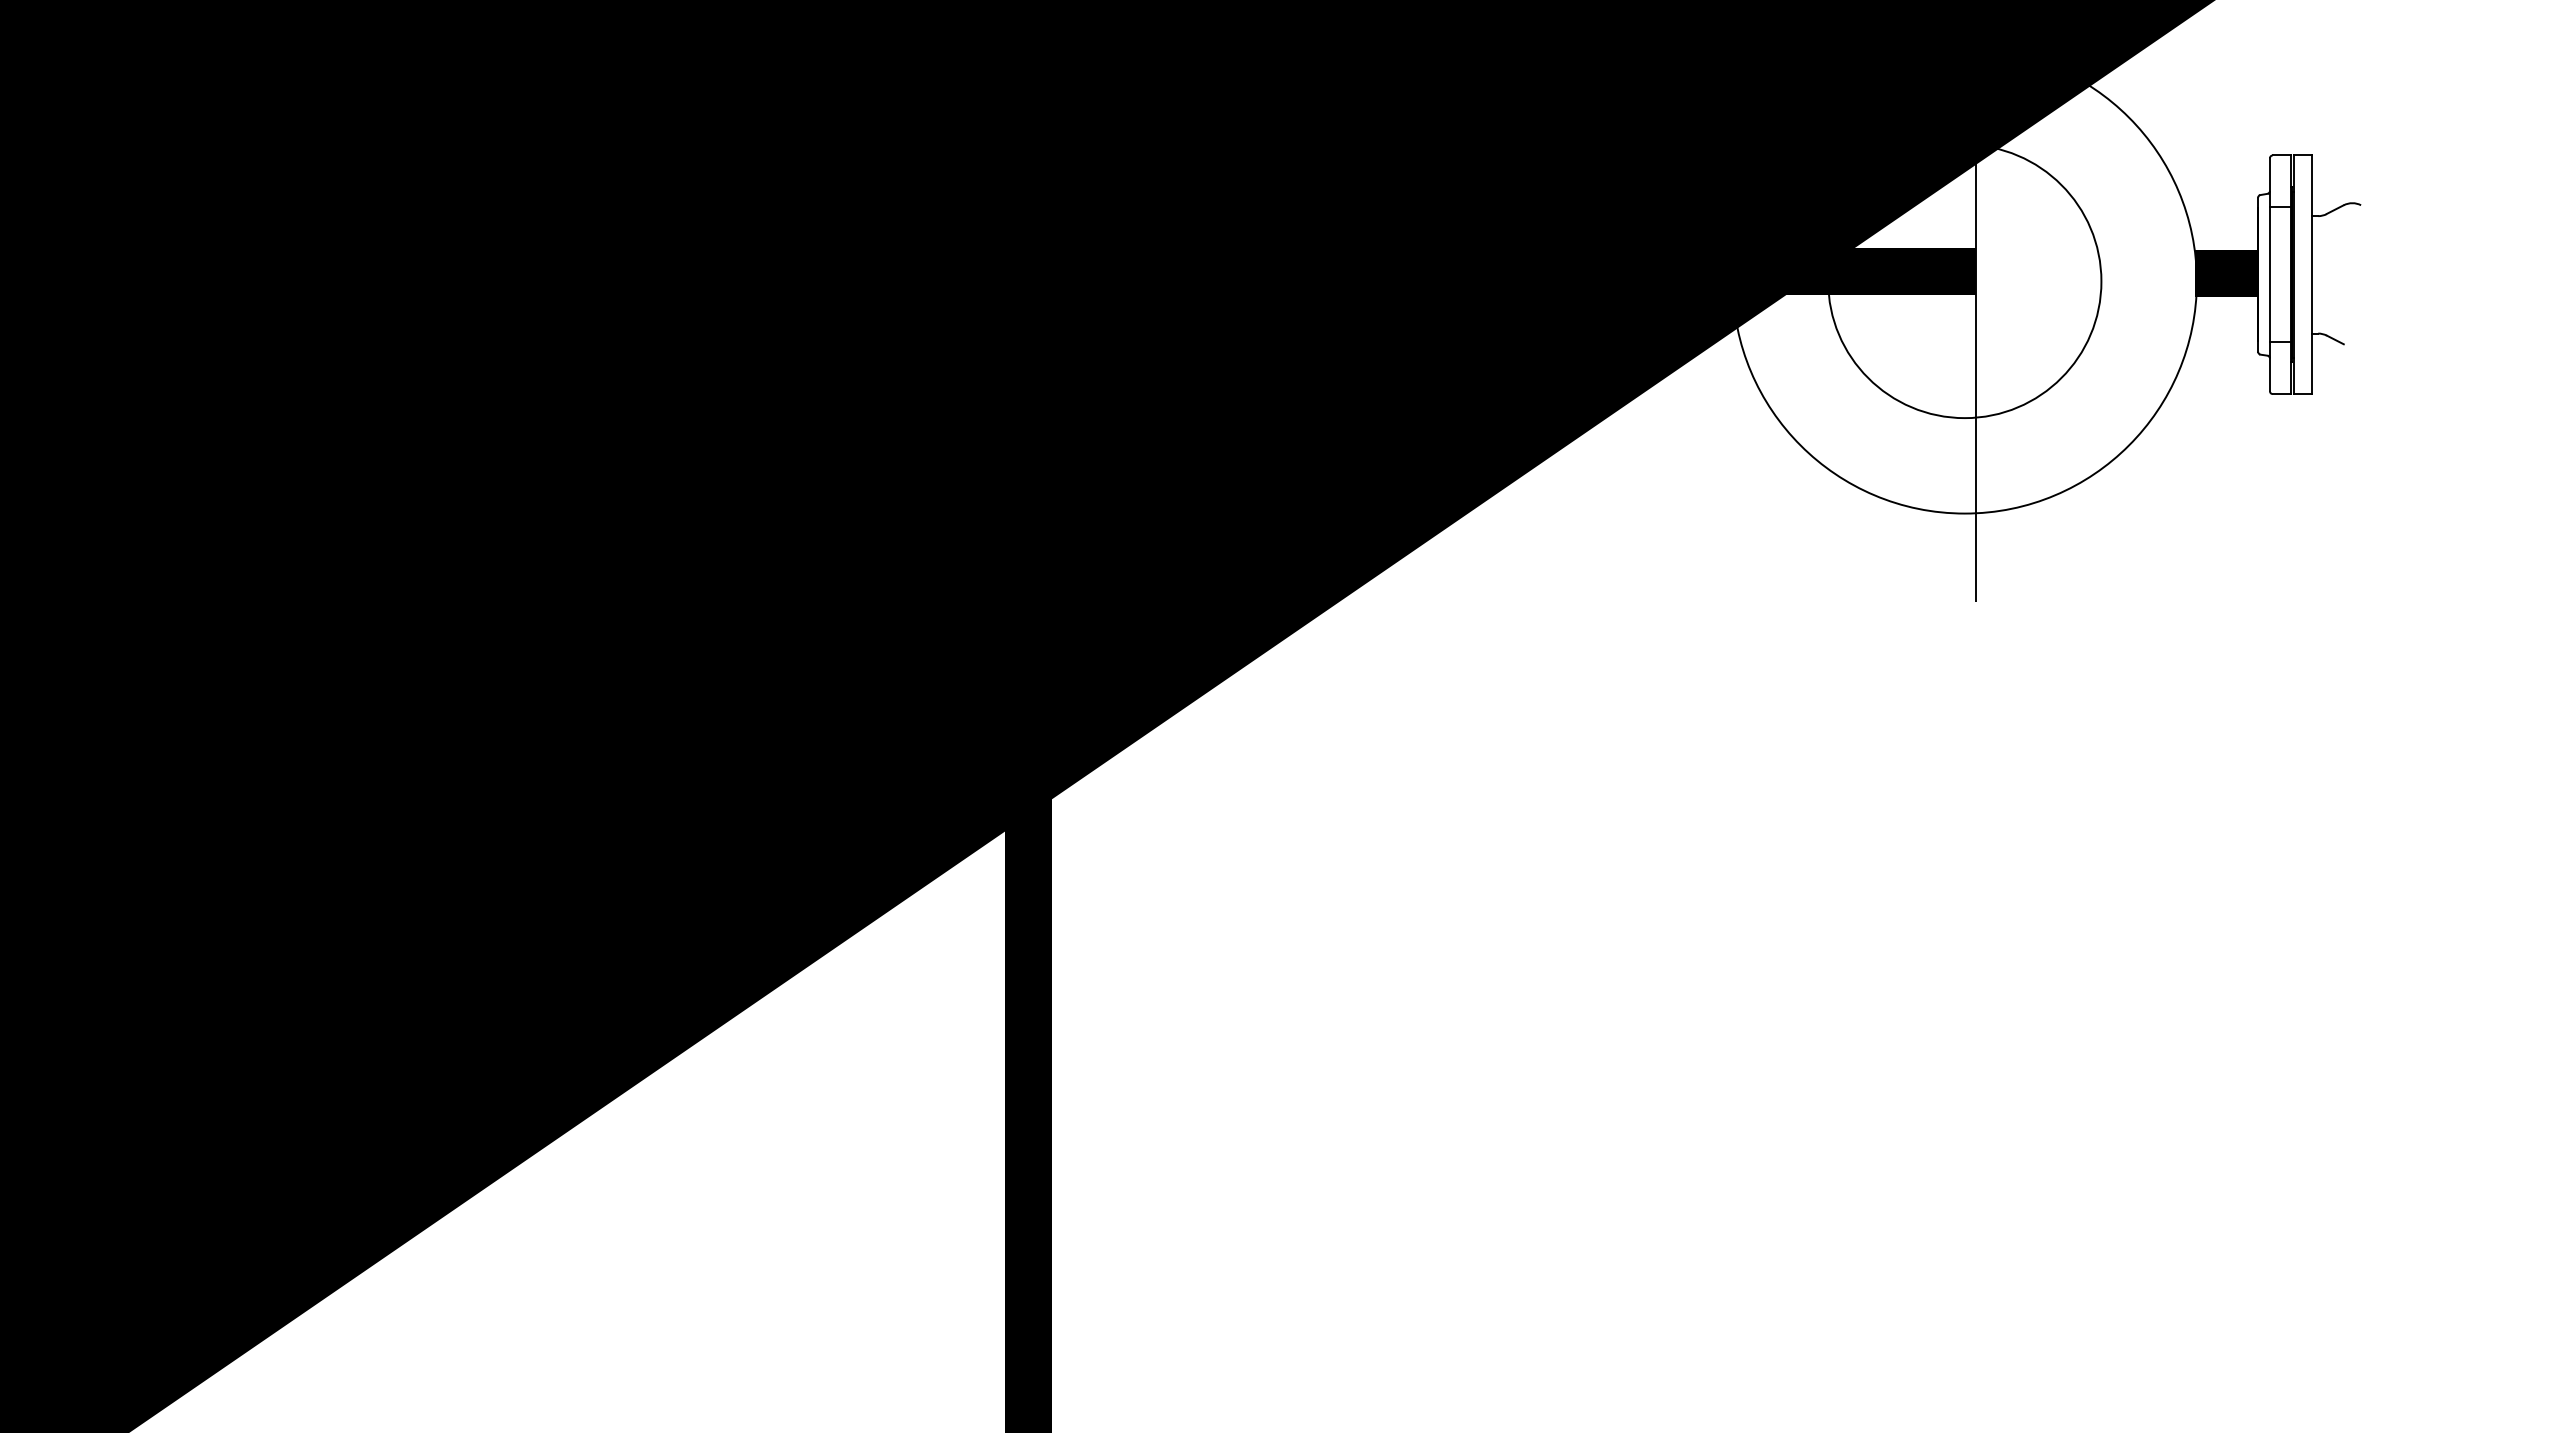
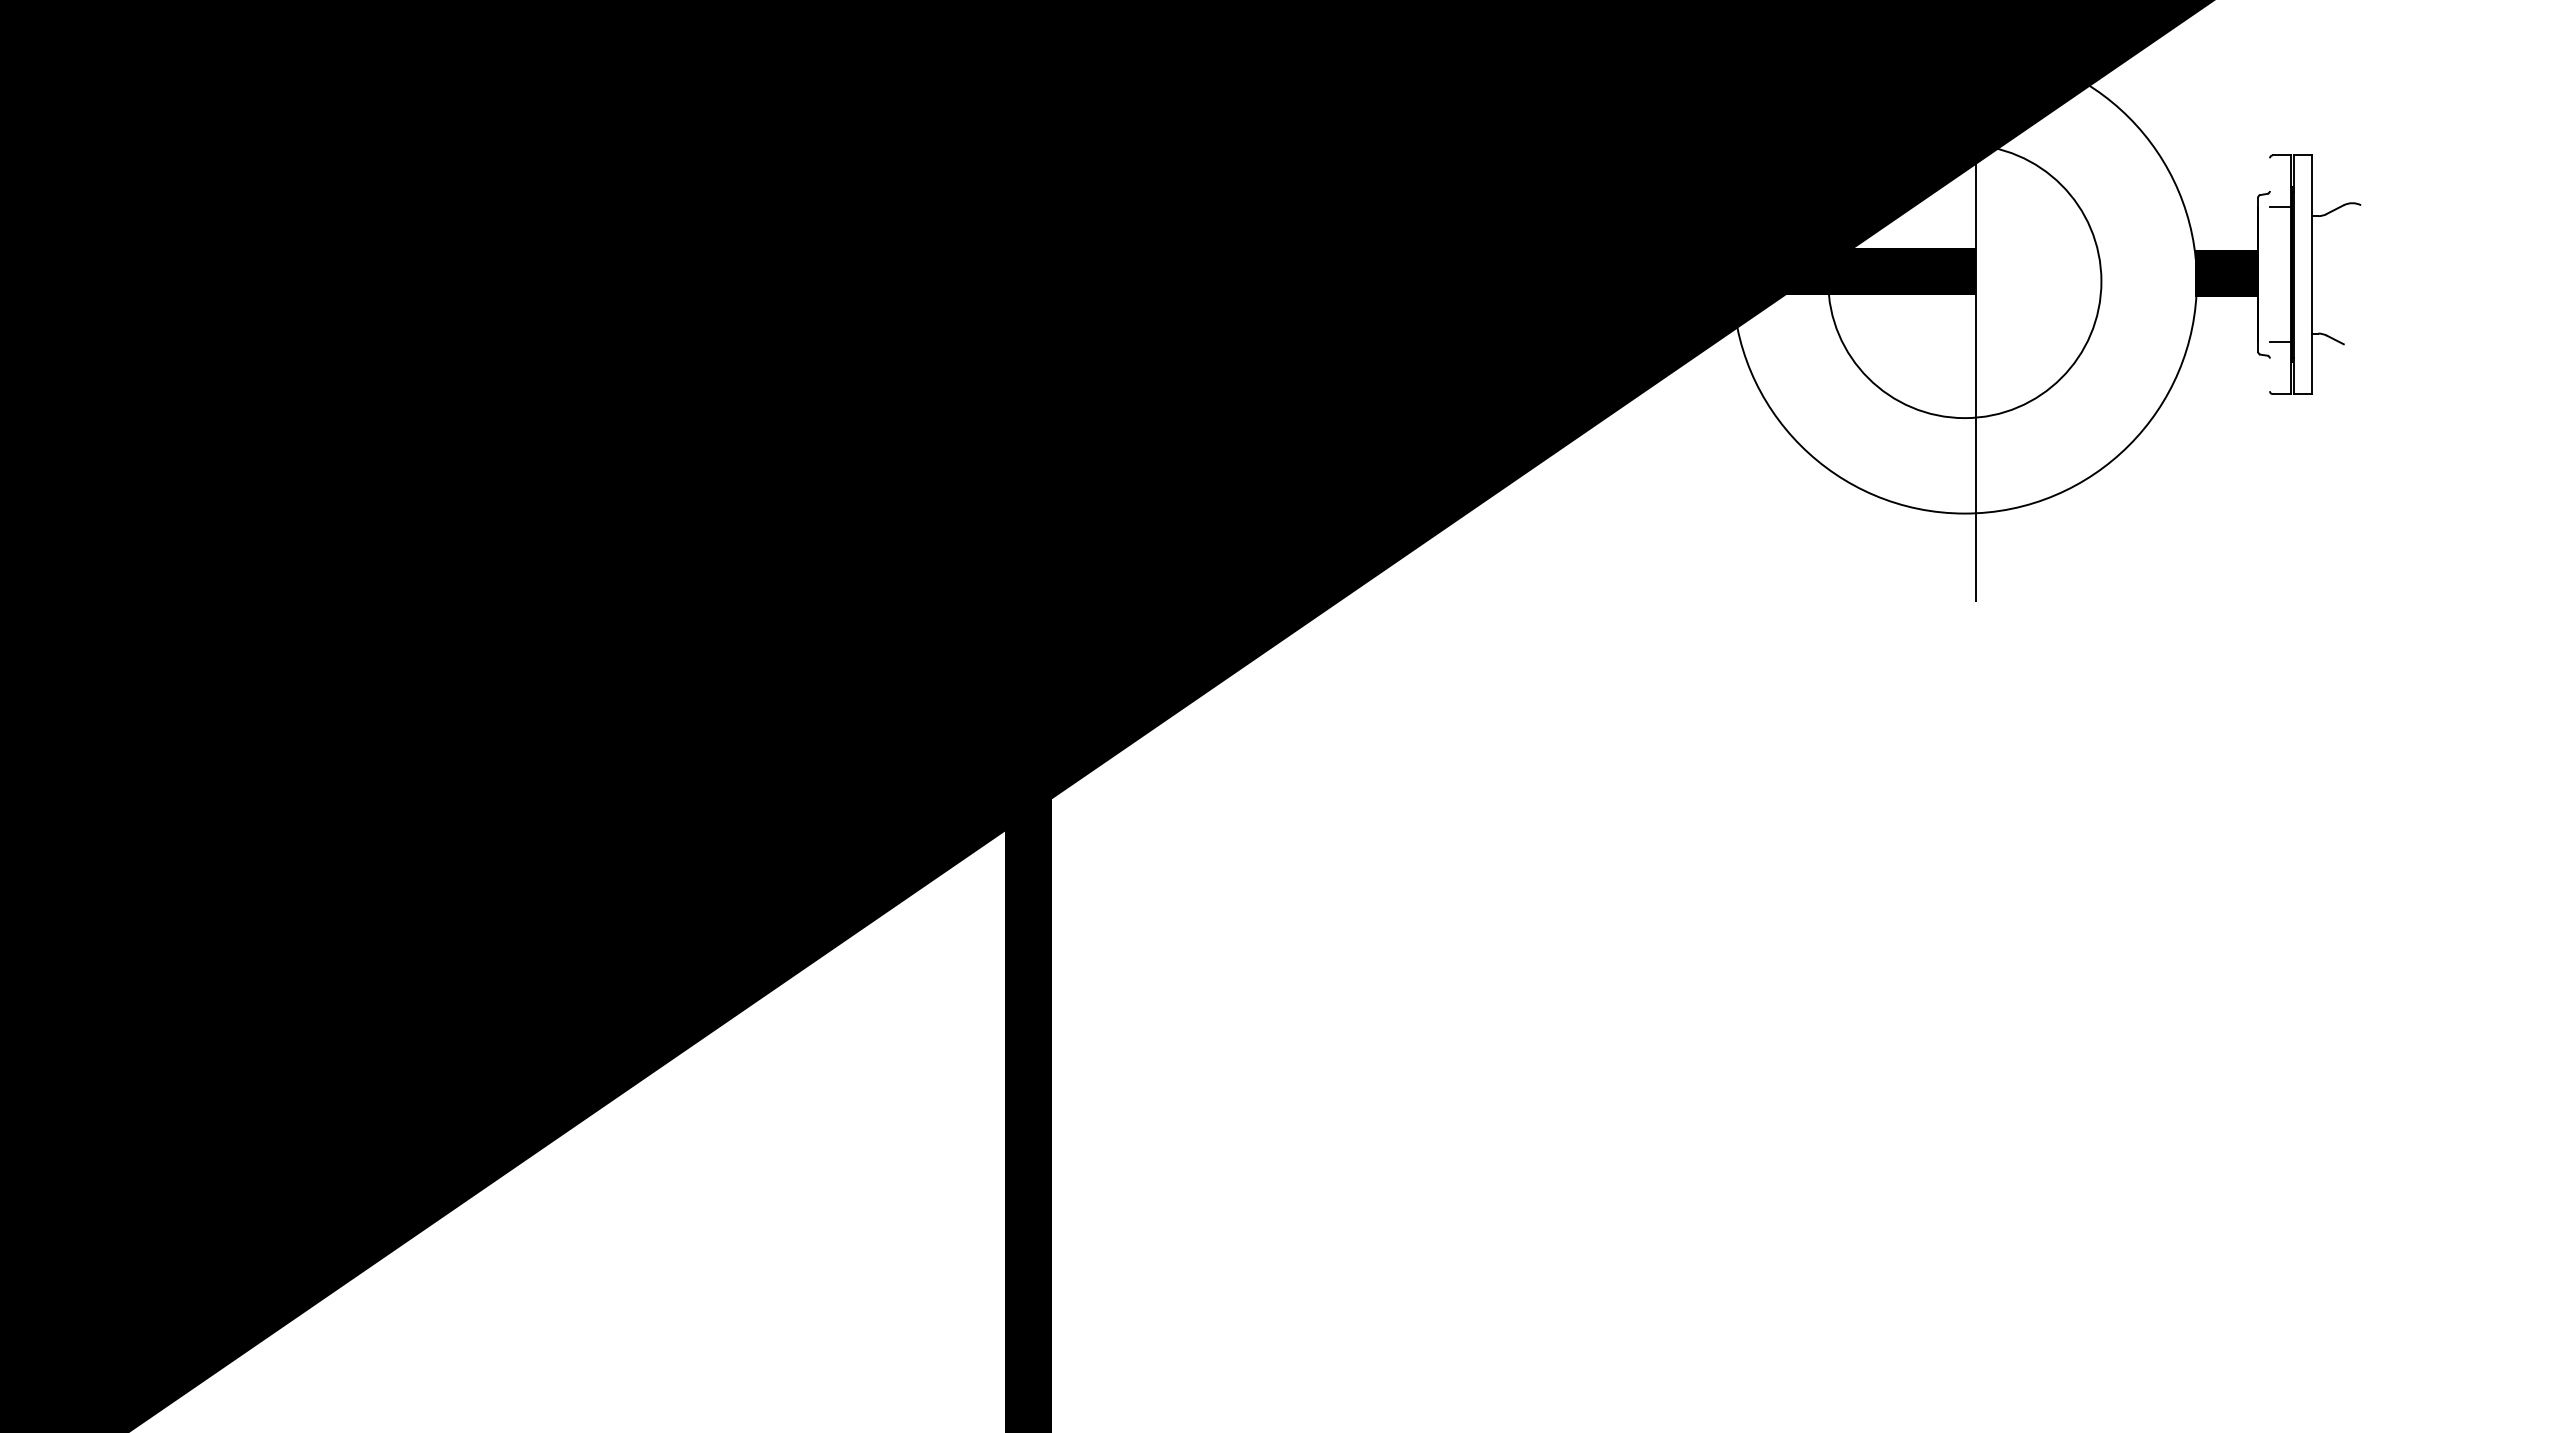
line: present -> none (2269, 274)
